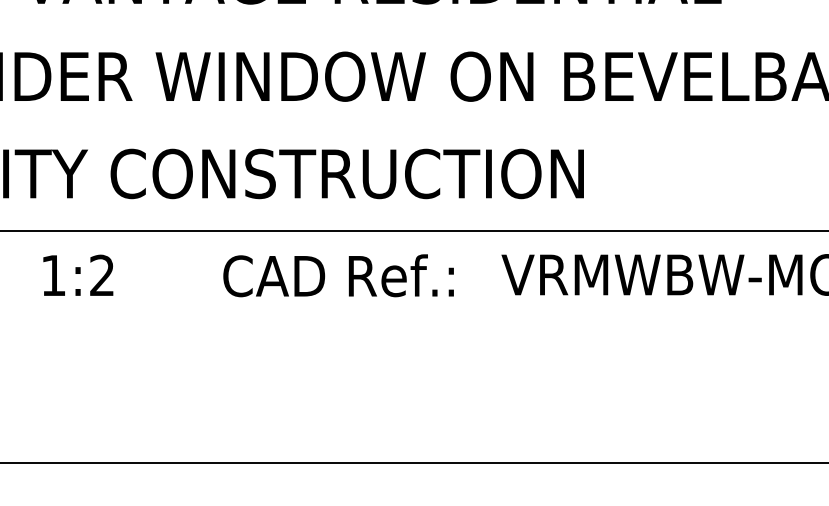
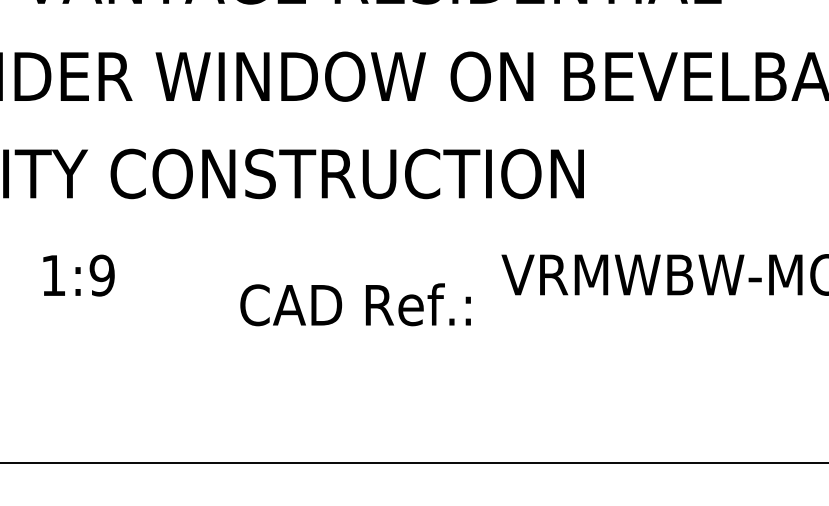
line: present -> none (413, 231)
text: 1:2 -> 1:9 (101, 275)
text position: (338, 275) -> (355, 304) (355, 304)
